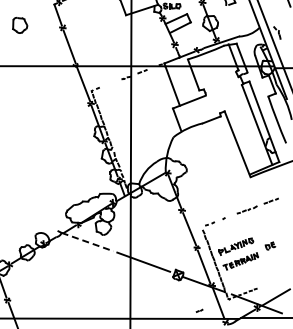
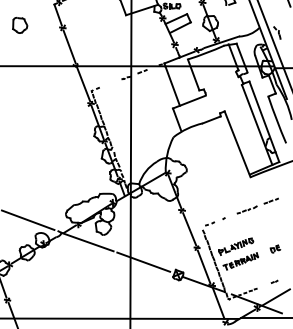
line: none -> present (28, 219)
line: dashed -> solid (87, 242)
part position: (270, 245) -> (275, 248) (275, 248)
part position: (199, 310) -> (274, 281) (274, 281)
